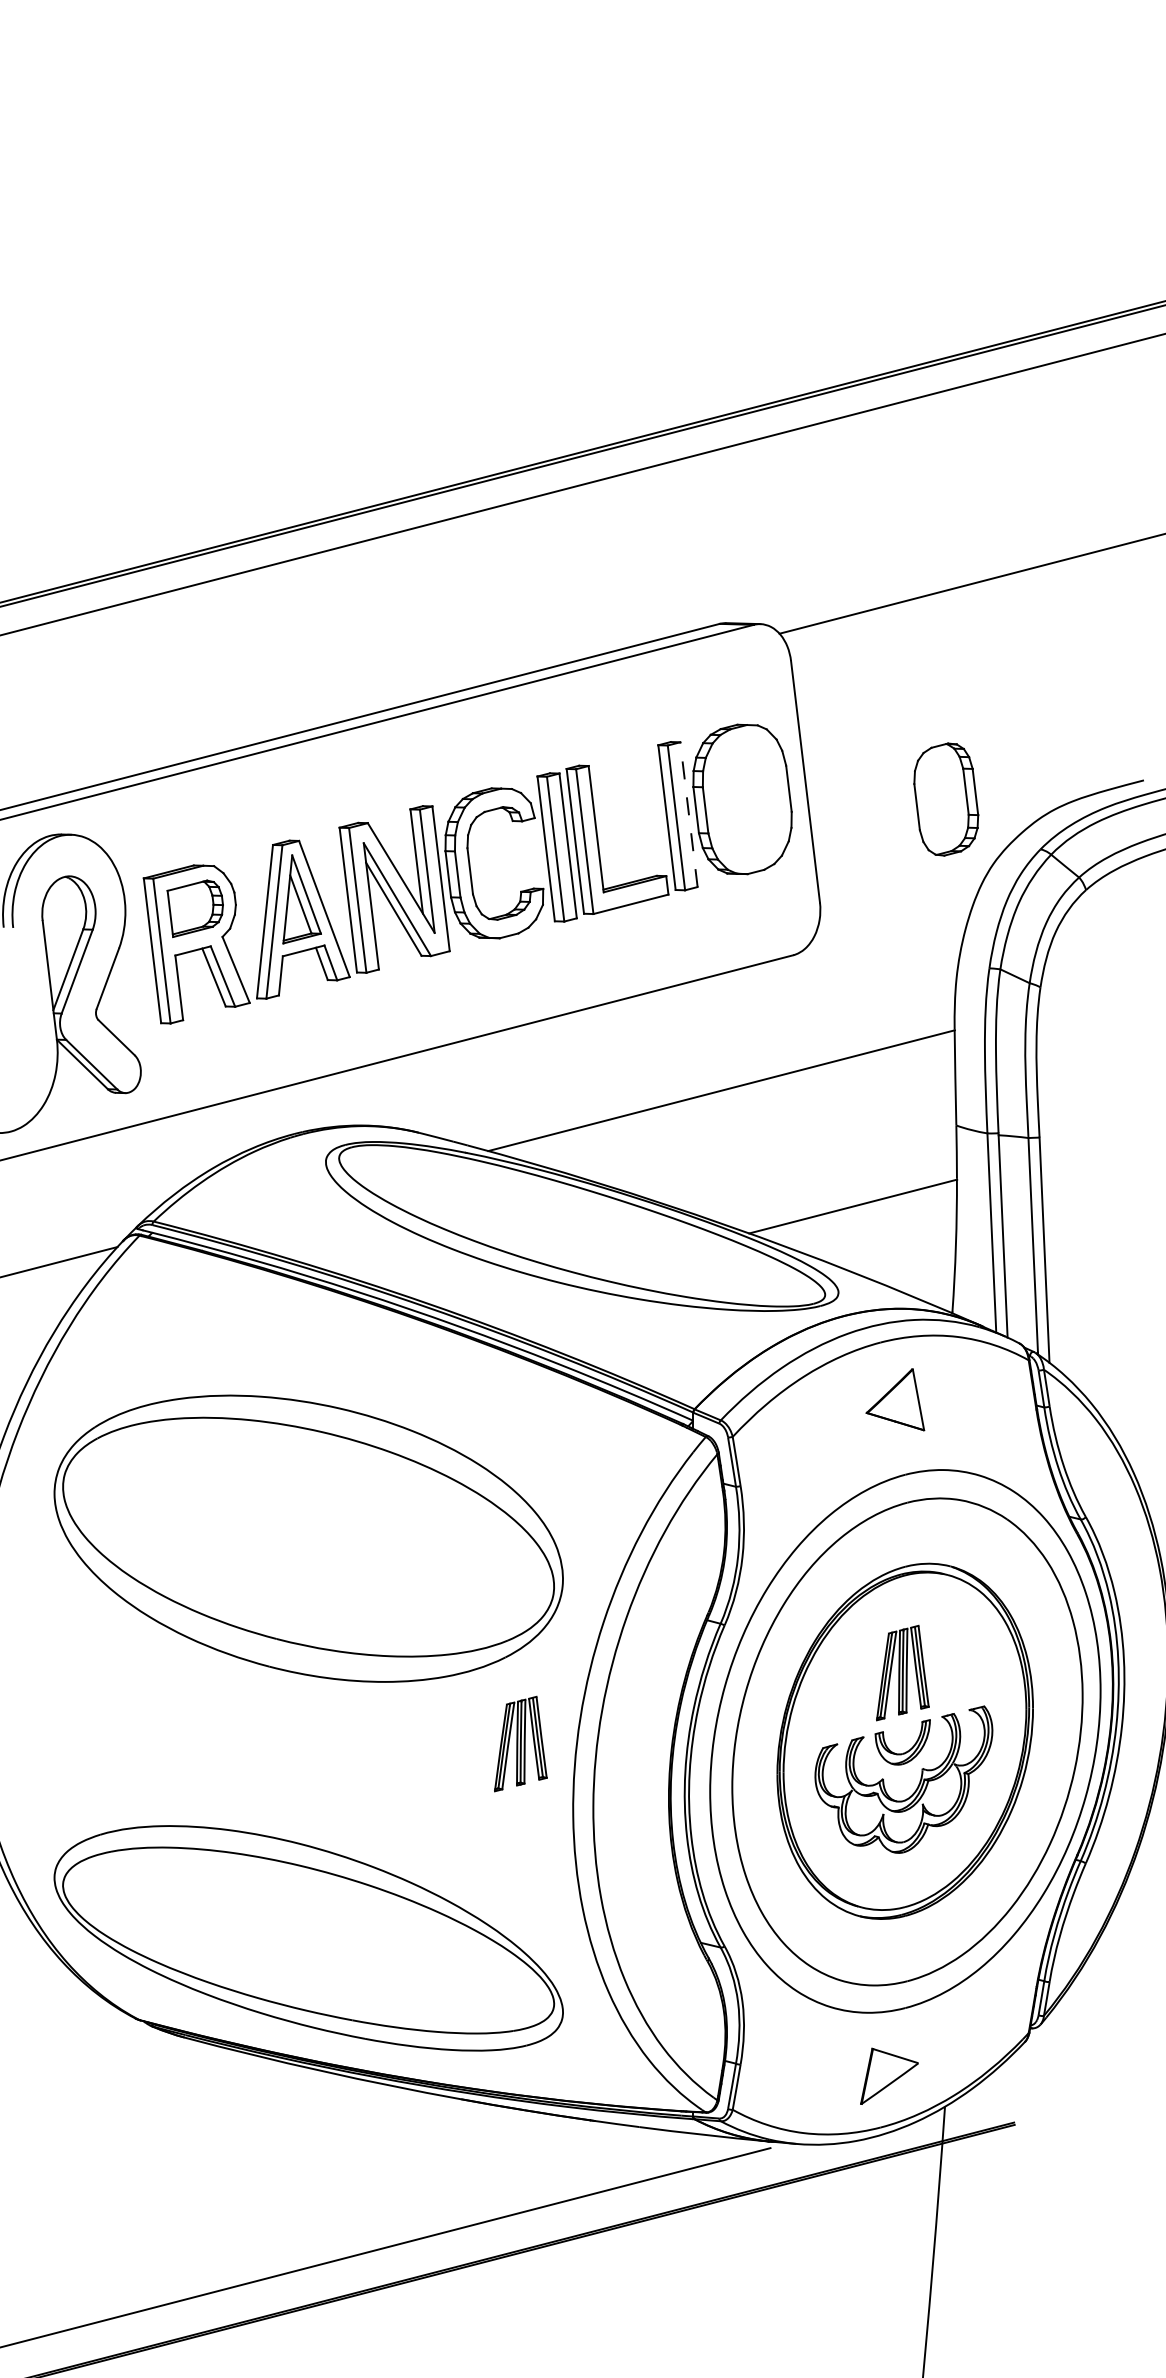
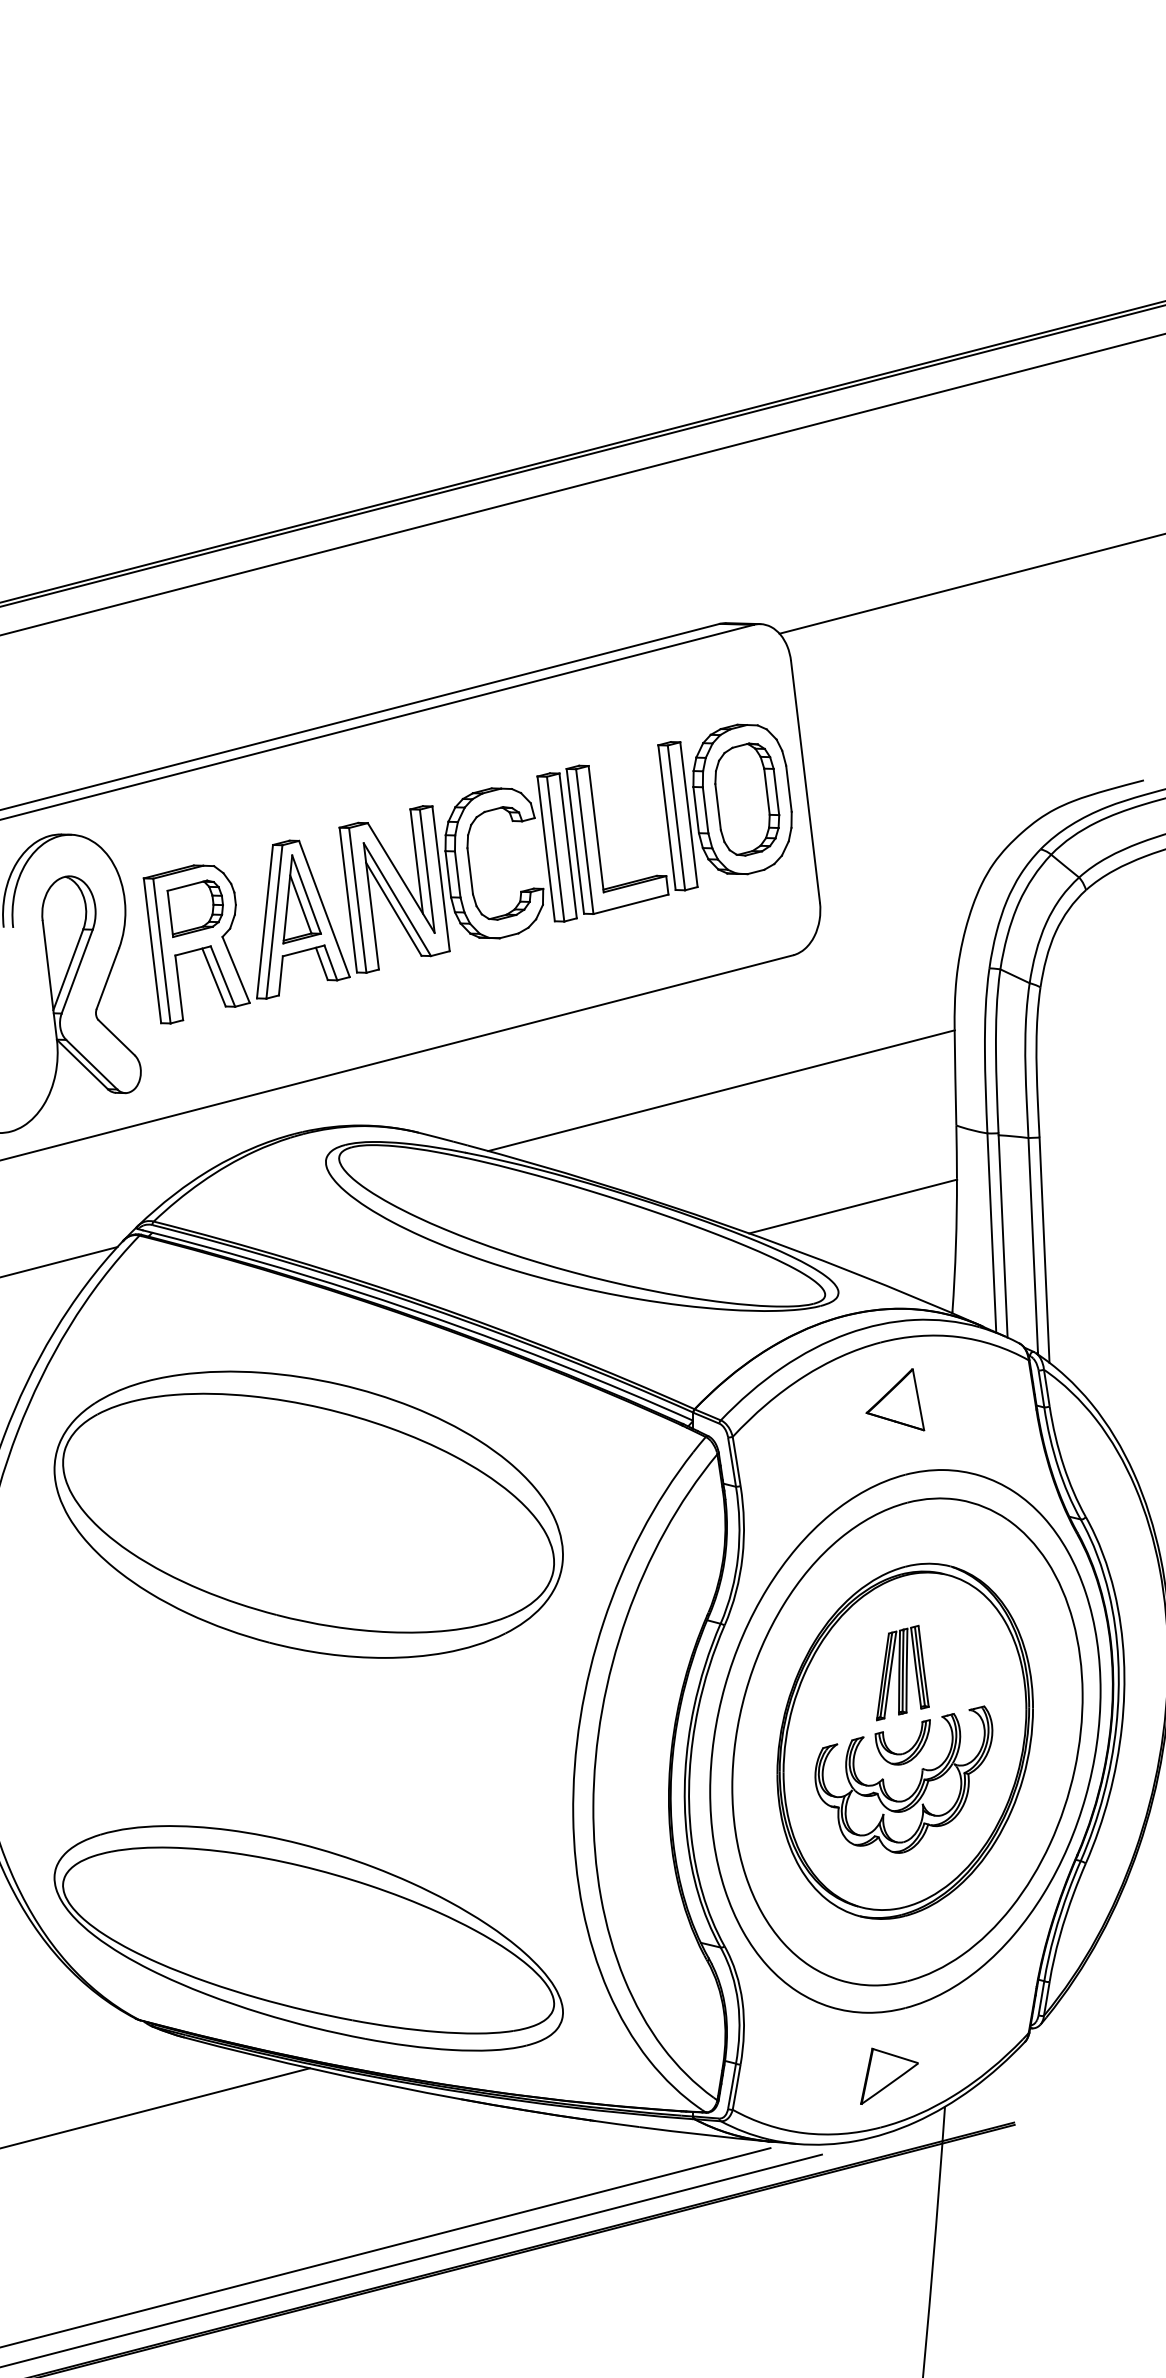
part position: (946, 799) -> (747, 799) (747, 799)
line: dashed -> solid (688, 814)
part position: (308, 1538) -> (308, 1514) (308, 1514)
part: present -> none (520, 1743)
line: none -> present (155, 2107)
line: none -> present (412, 2260)
